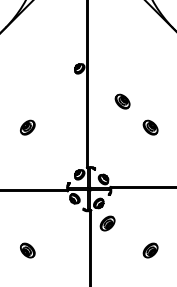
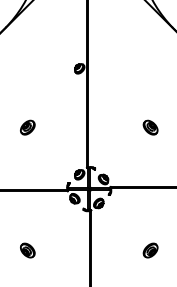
part: present -> none (122, 101)
part: present -> none (107, 223)
